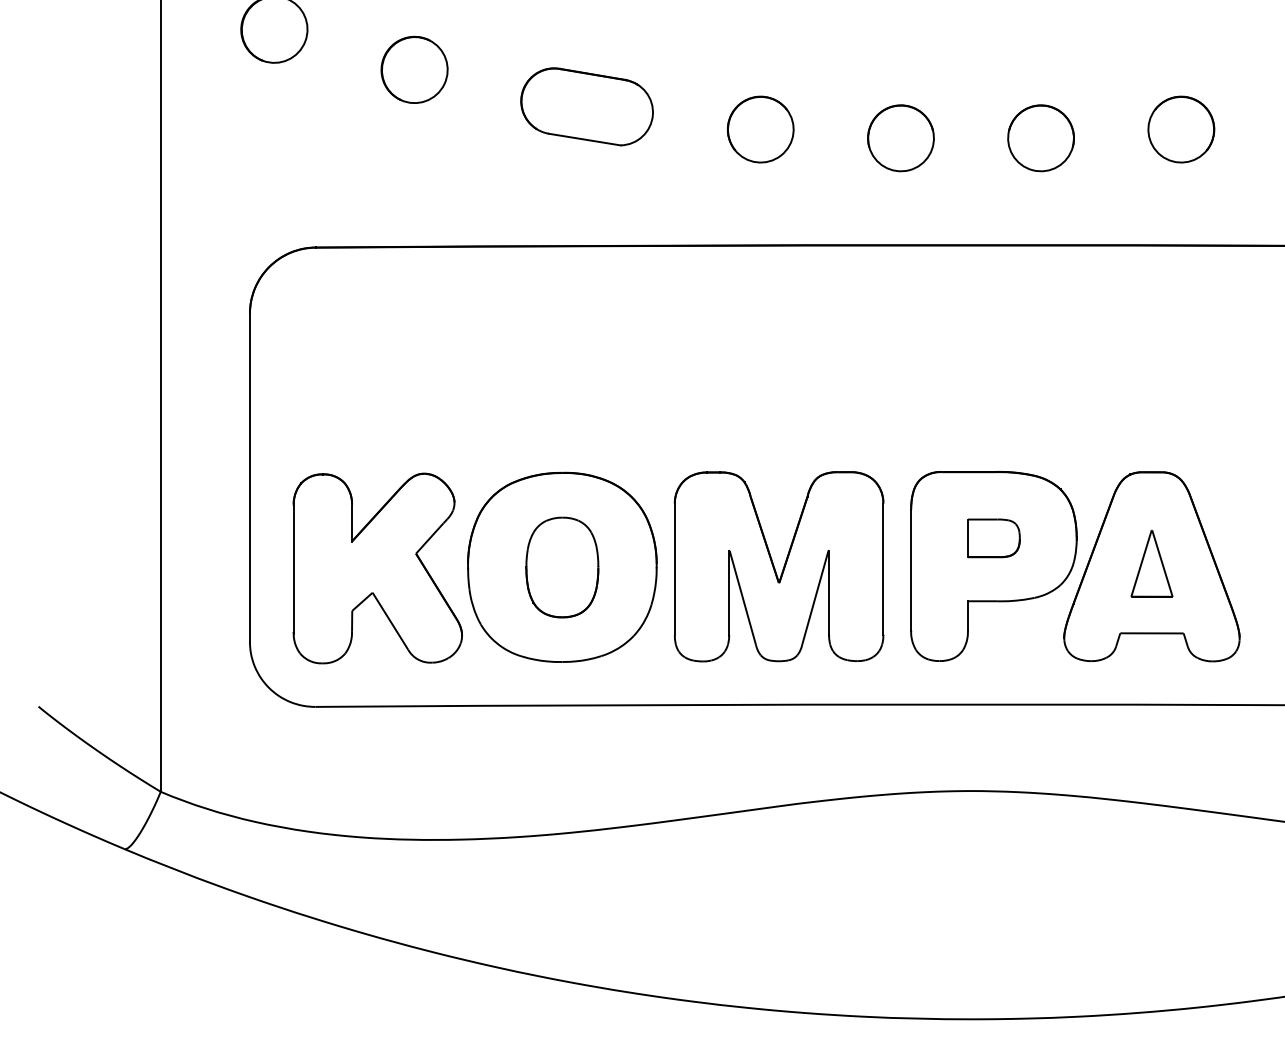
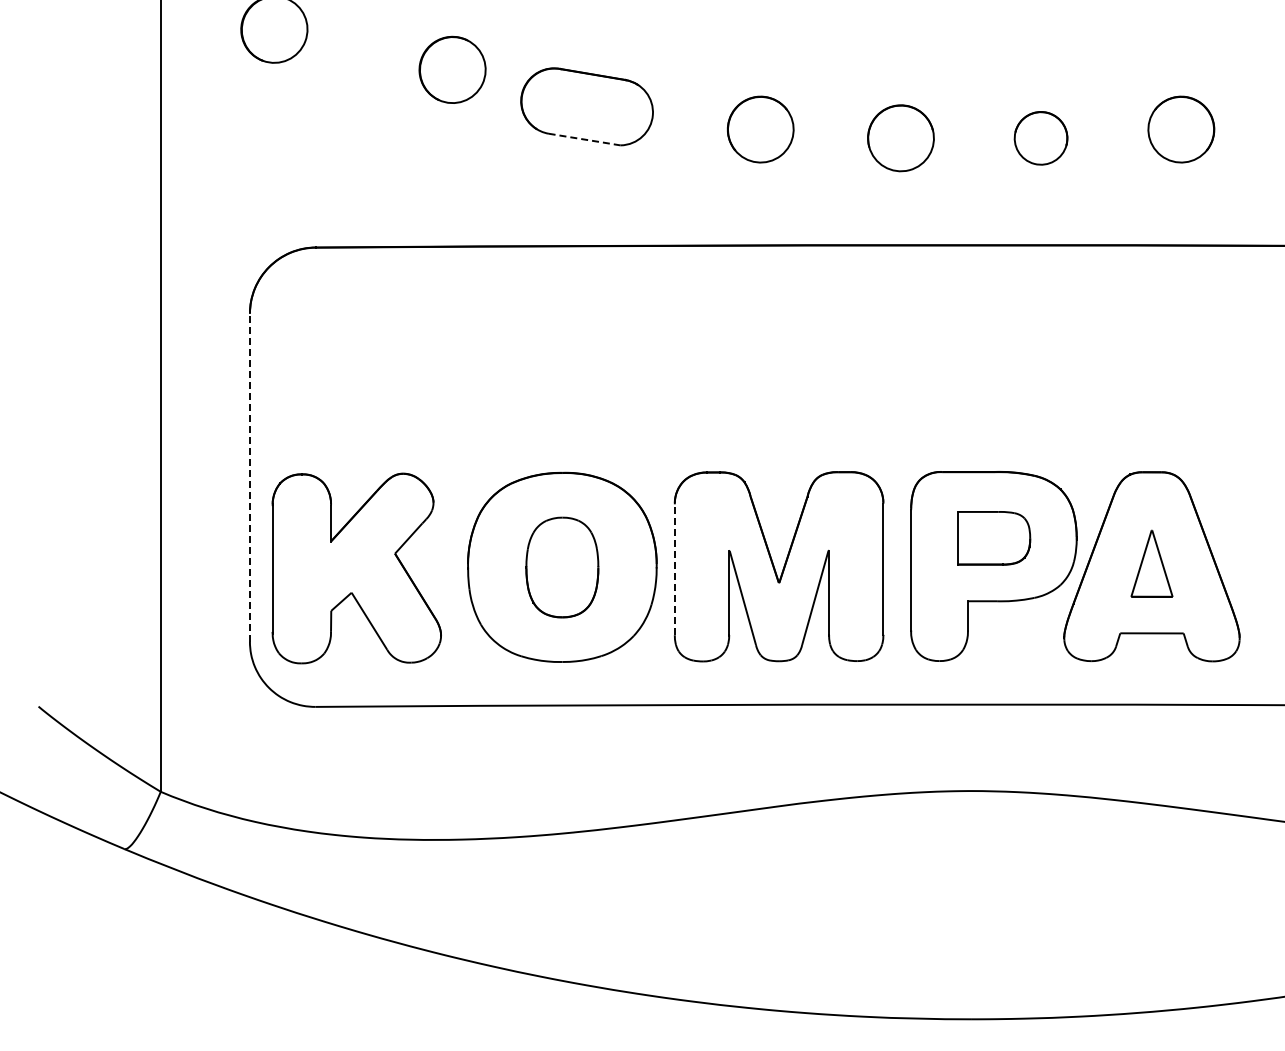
part position: (414, 69) -> (452, 69) (452, 69)
part size: 68x69 px -> 56x55 px (1040, 138)
line: solid -> dashed (584, 139)
line: solid -> dashed (249, 477)
part size: 54x41 px -> 75x55 px (994, 538)
part position: (377, 568) -> (356, 568) (356, 568)
line: solid -> dashed (674, 569)
